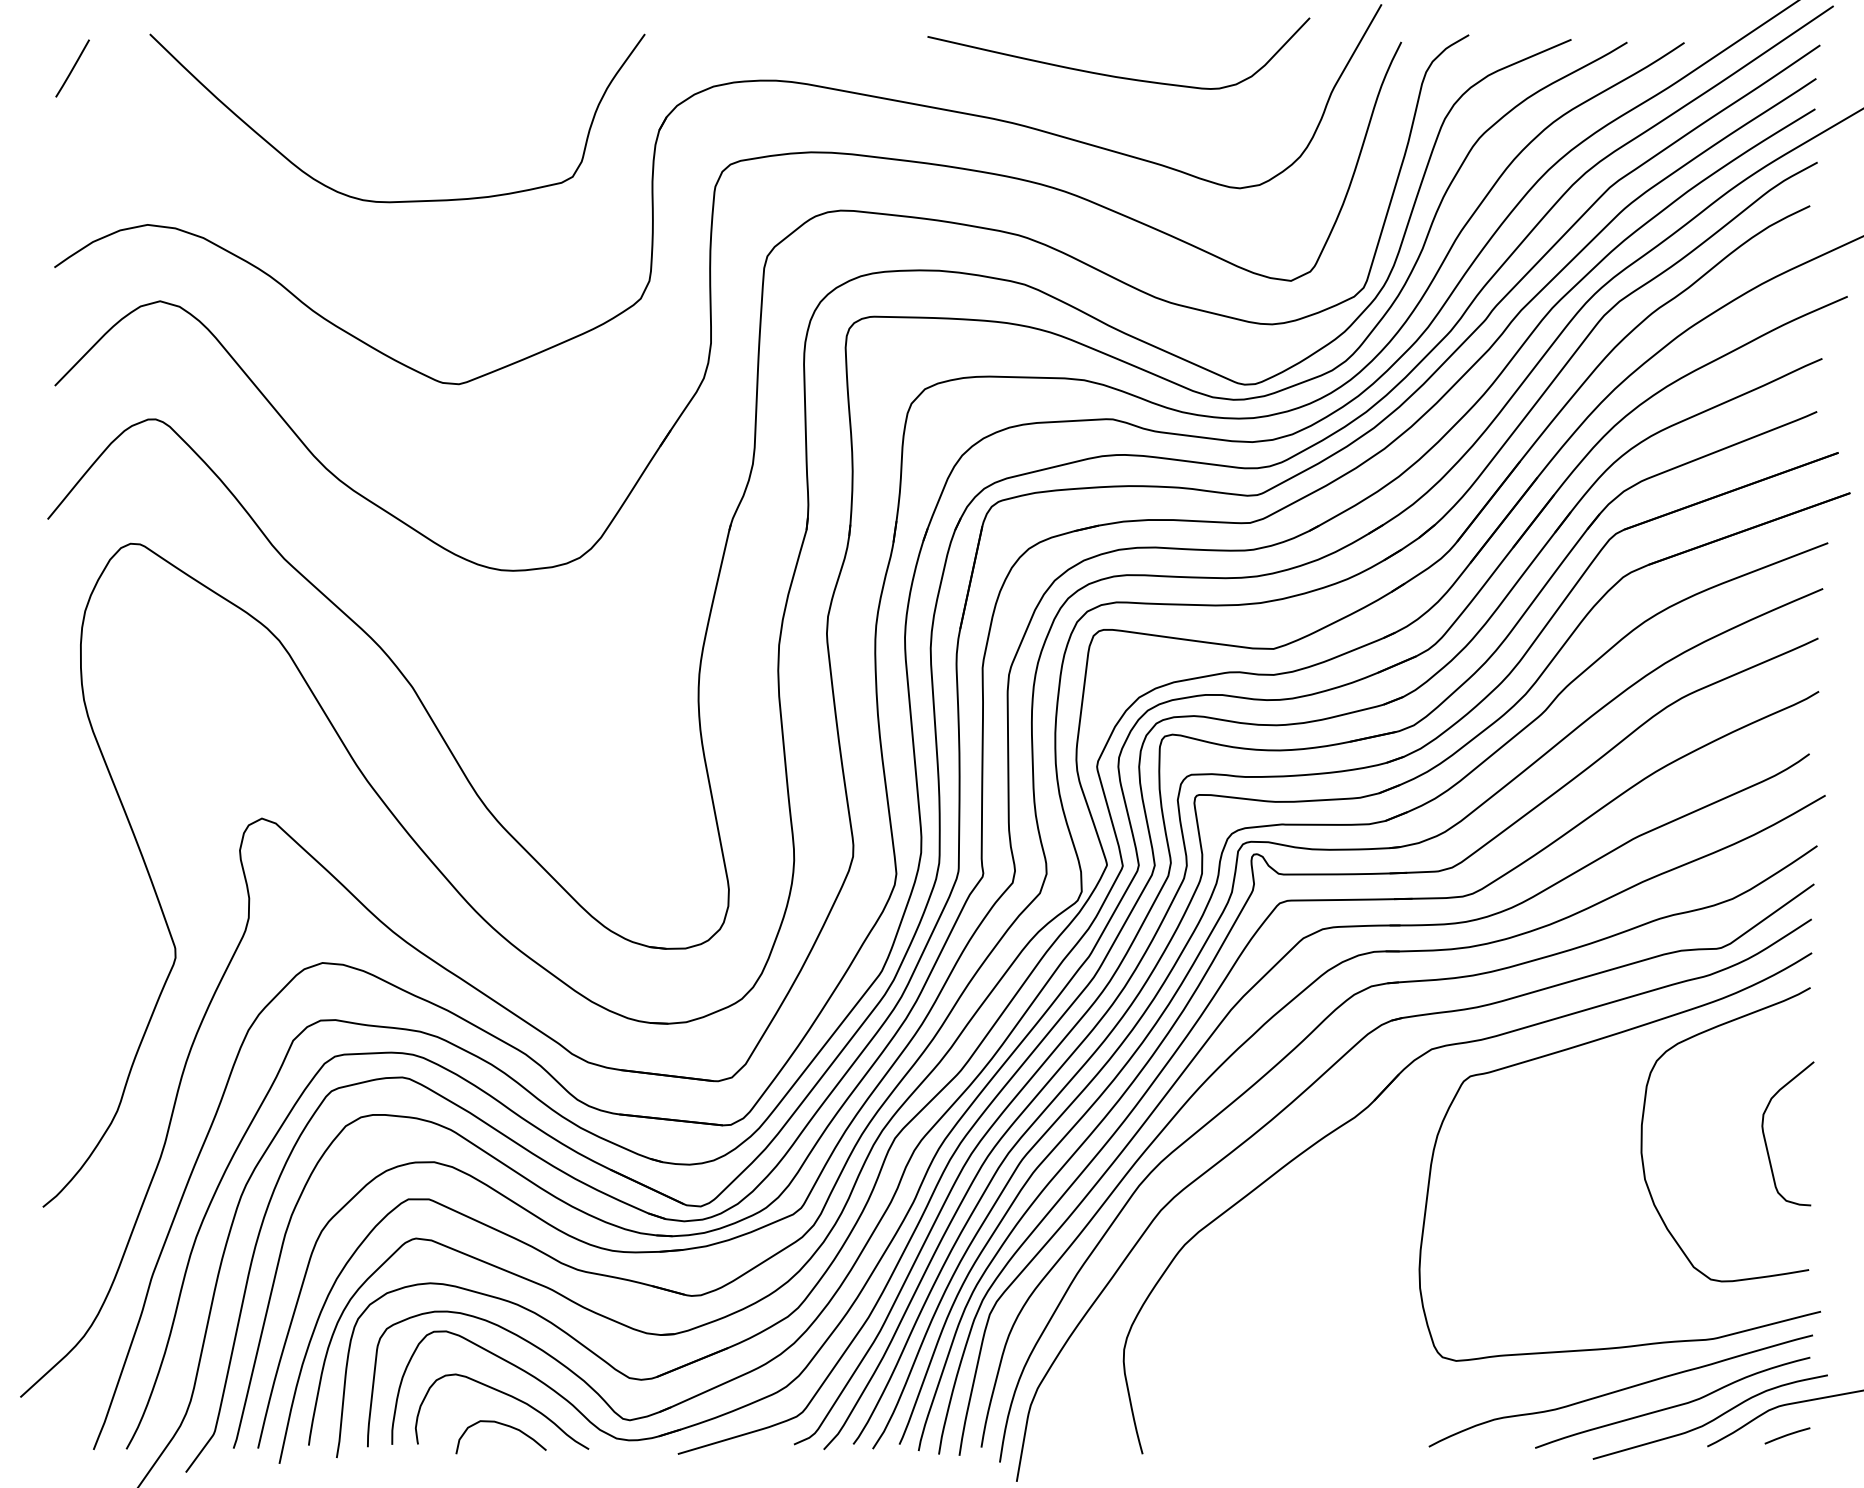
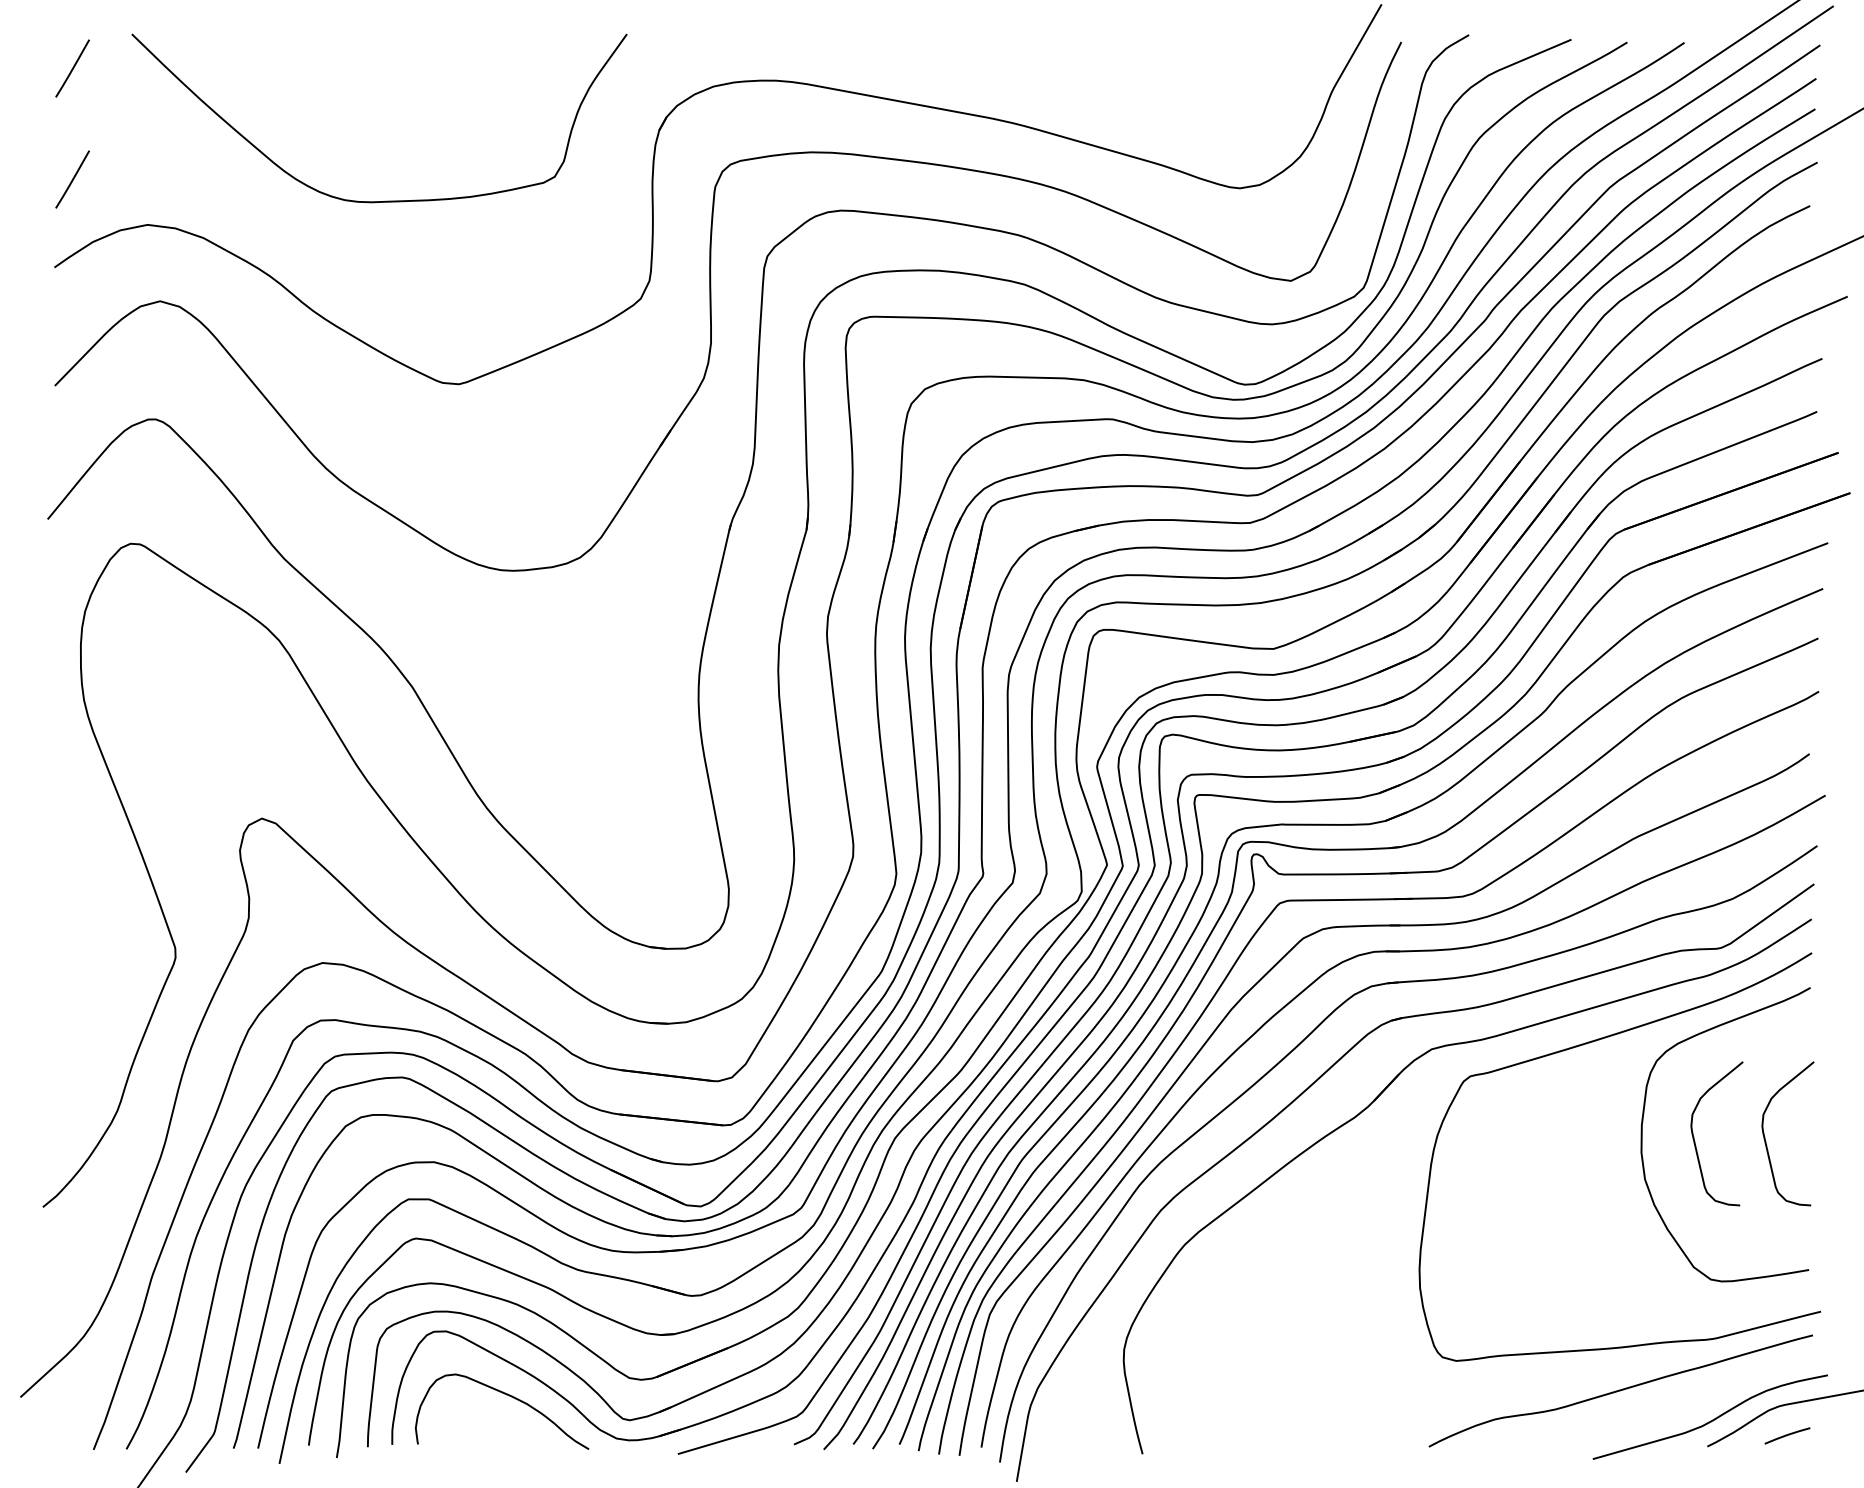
curve: present -> none (1114, 75)
line: none -> present (72, 179)
curve position: (403, 200) -> (385, 200) (385, 200)
curve: none -> present (1694, 1136)
curve: present -> none (1674, 1405)
curve: present -> none (502, 1425)
